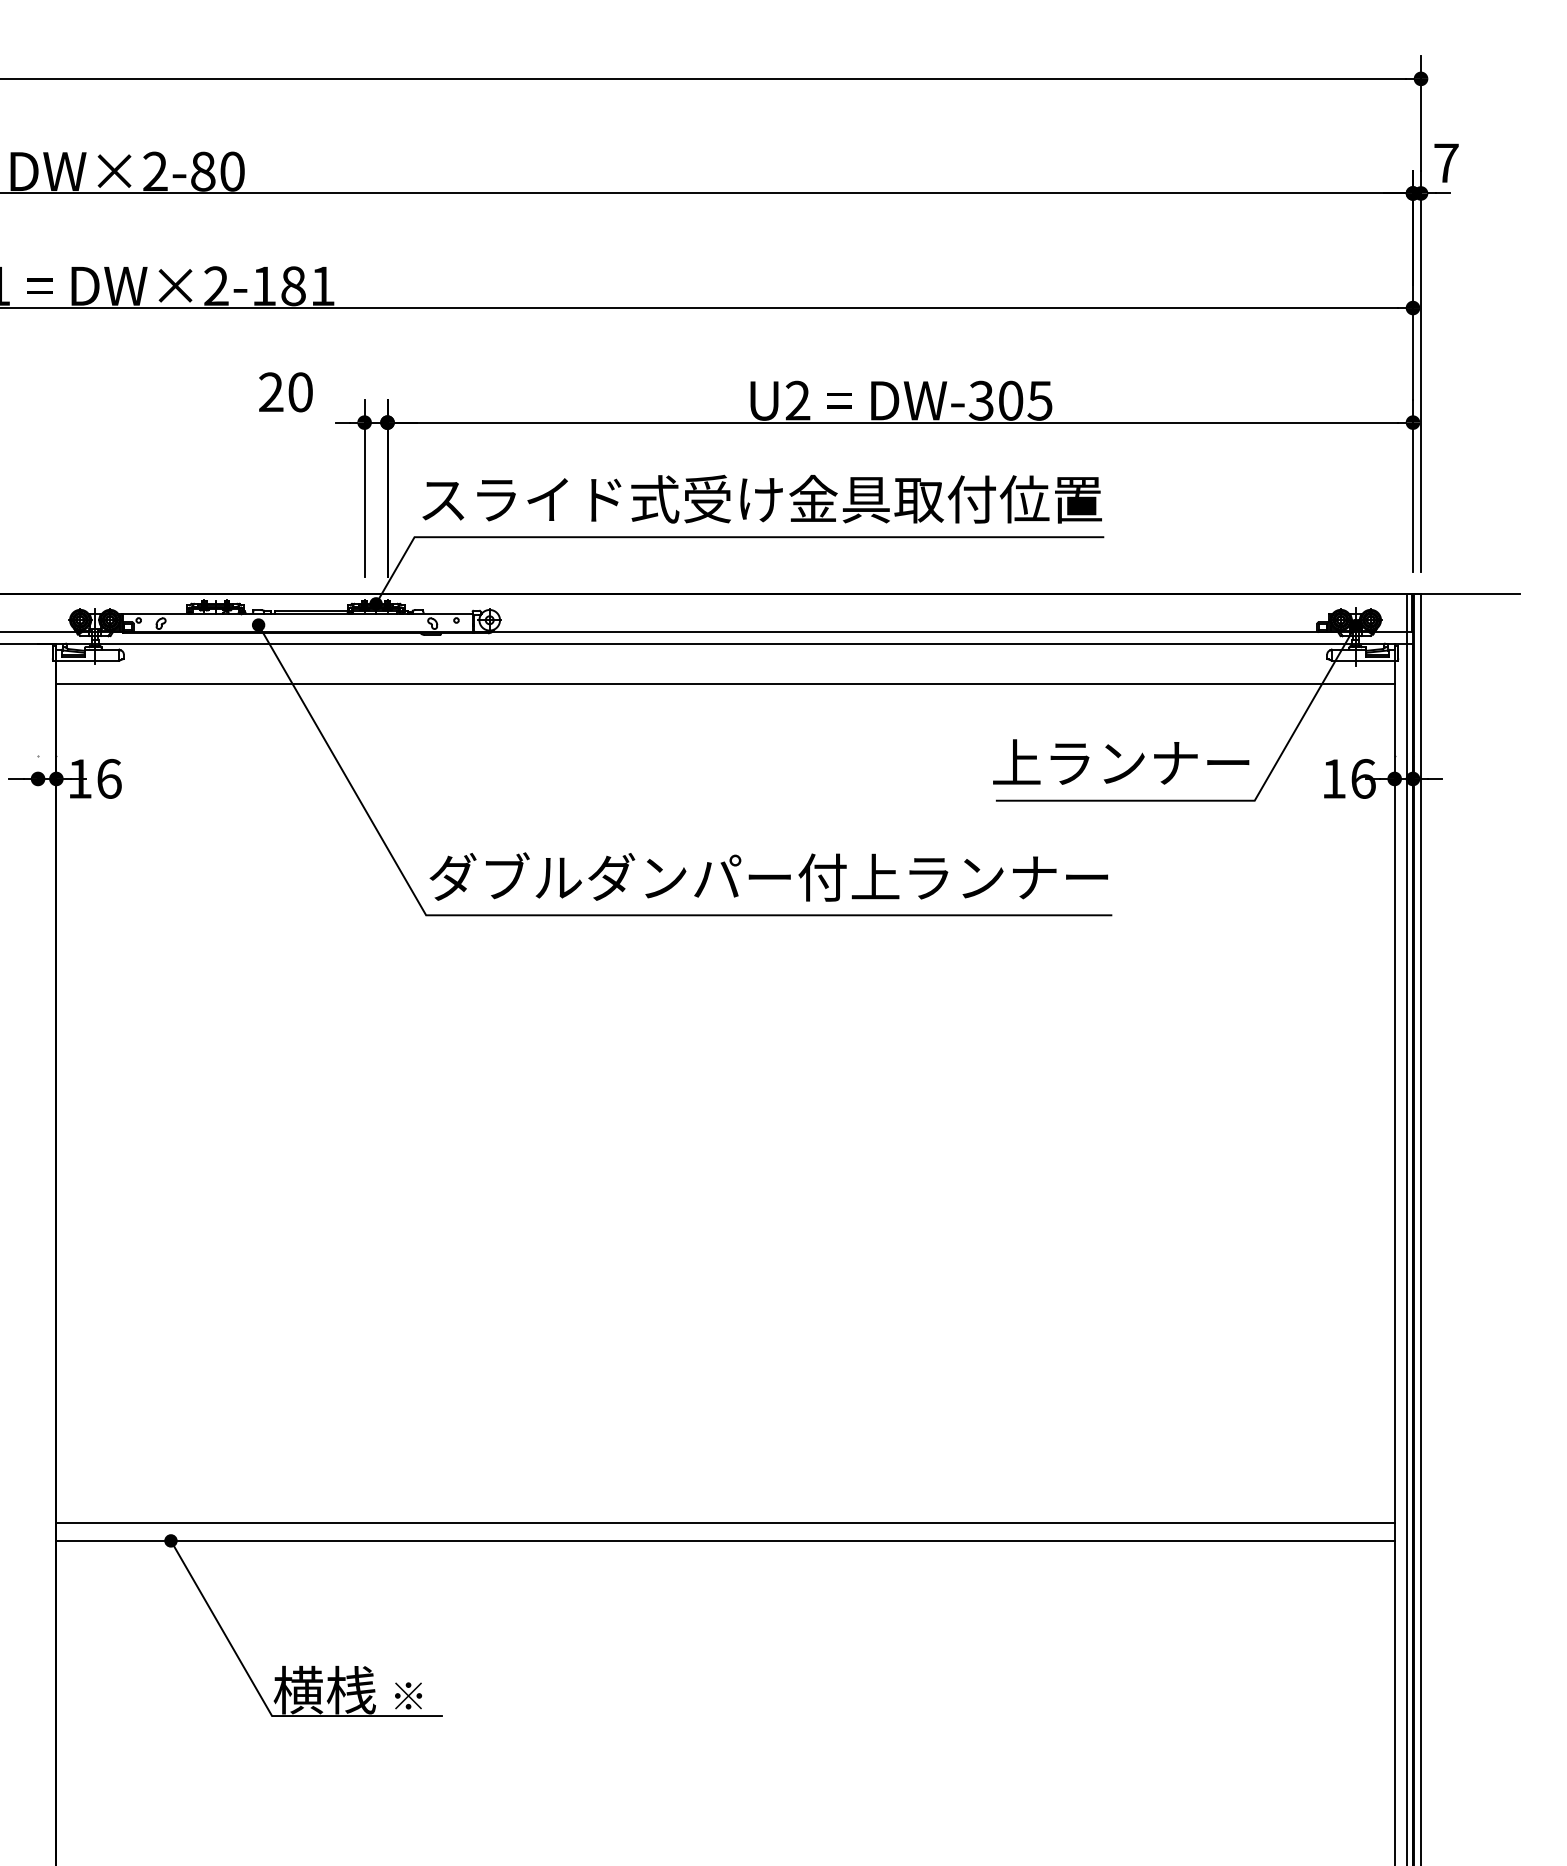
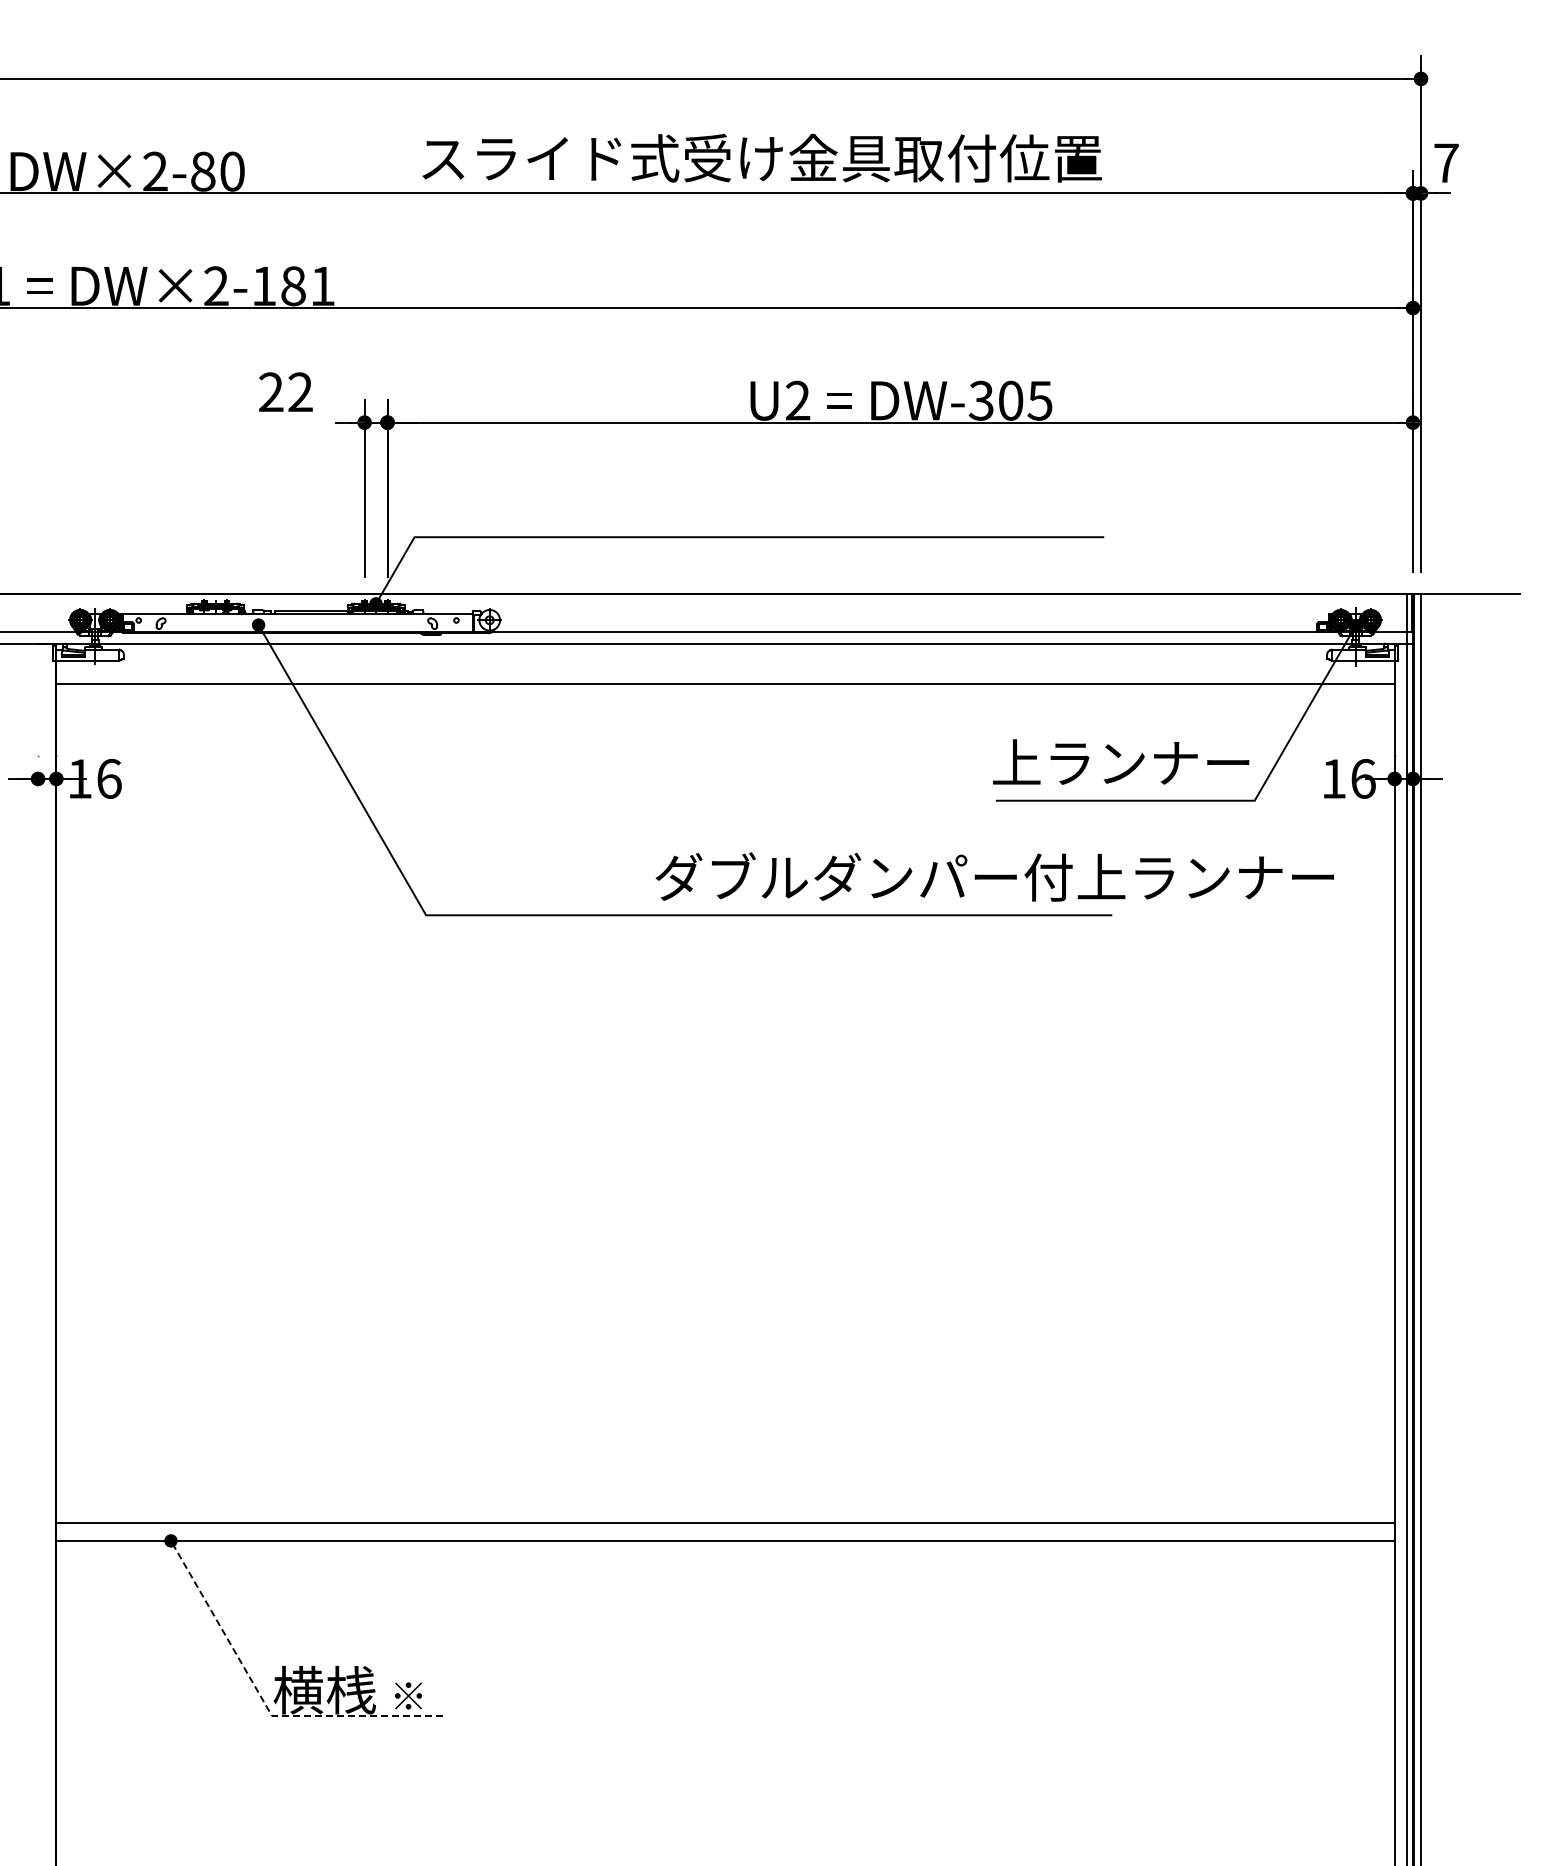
text: 20 -> 22 (300, 392)
text position: (761, 498) -> (761, 157) (761, 157)
text position: (768, 876) -> (994, 876) (994, 876)
line: solid -> dashed (264, 1702)
